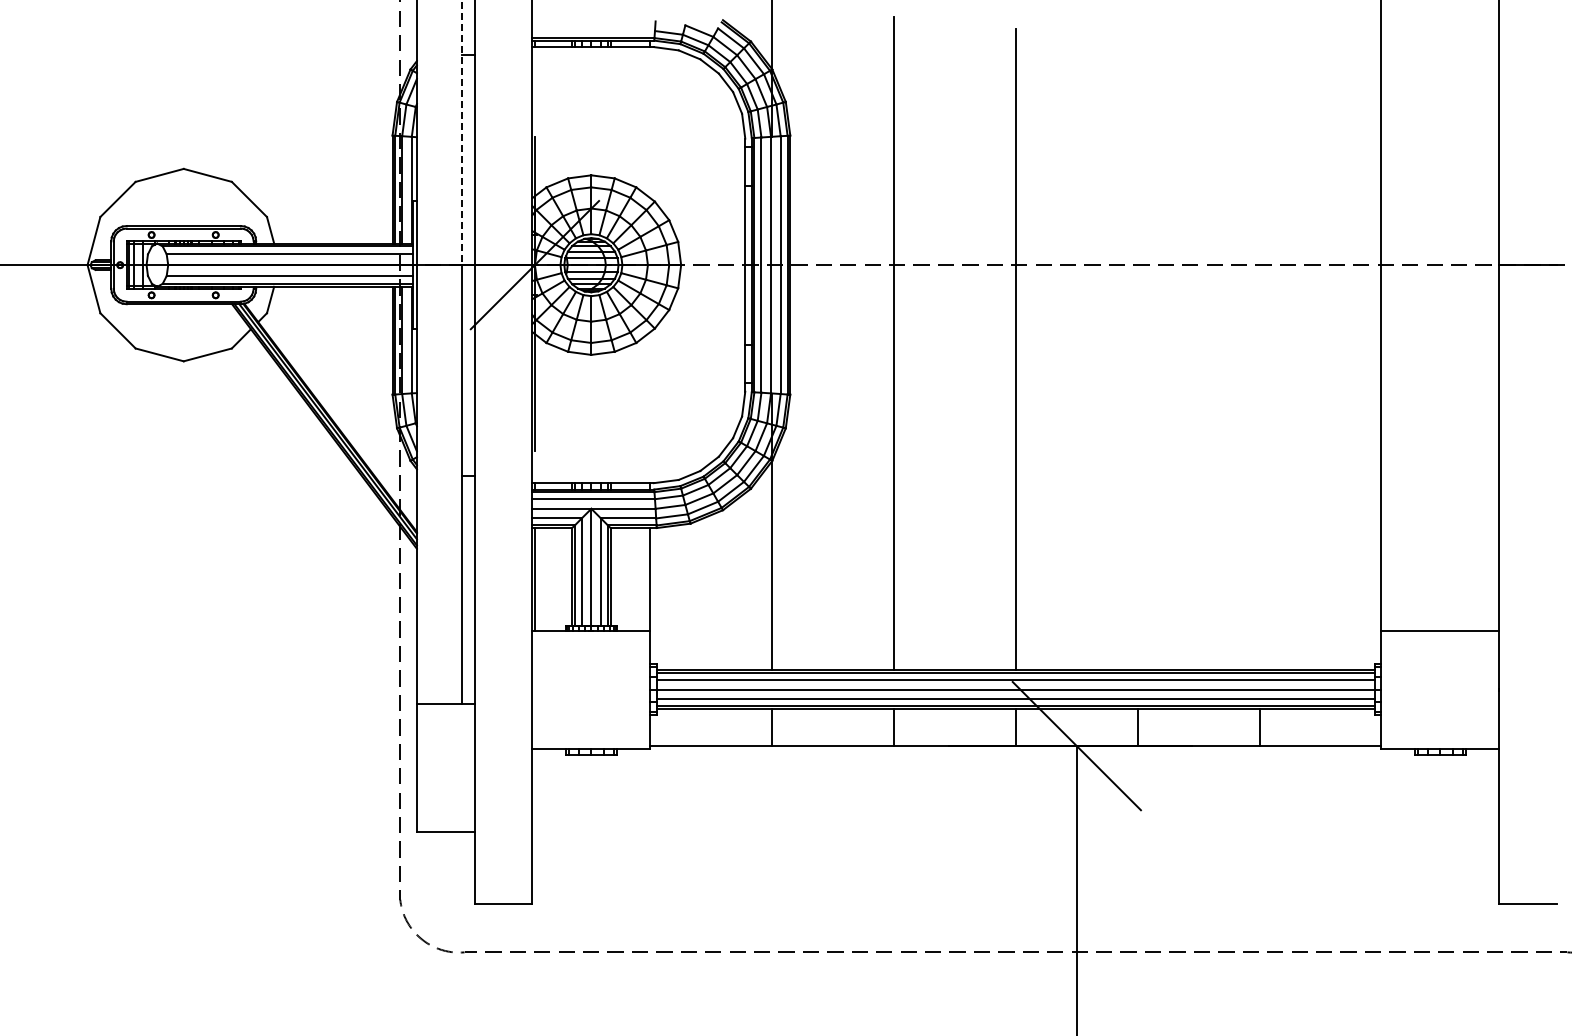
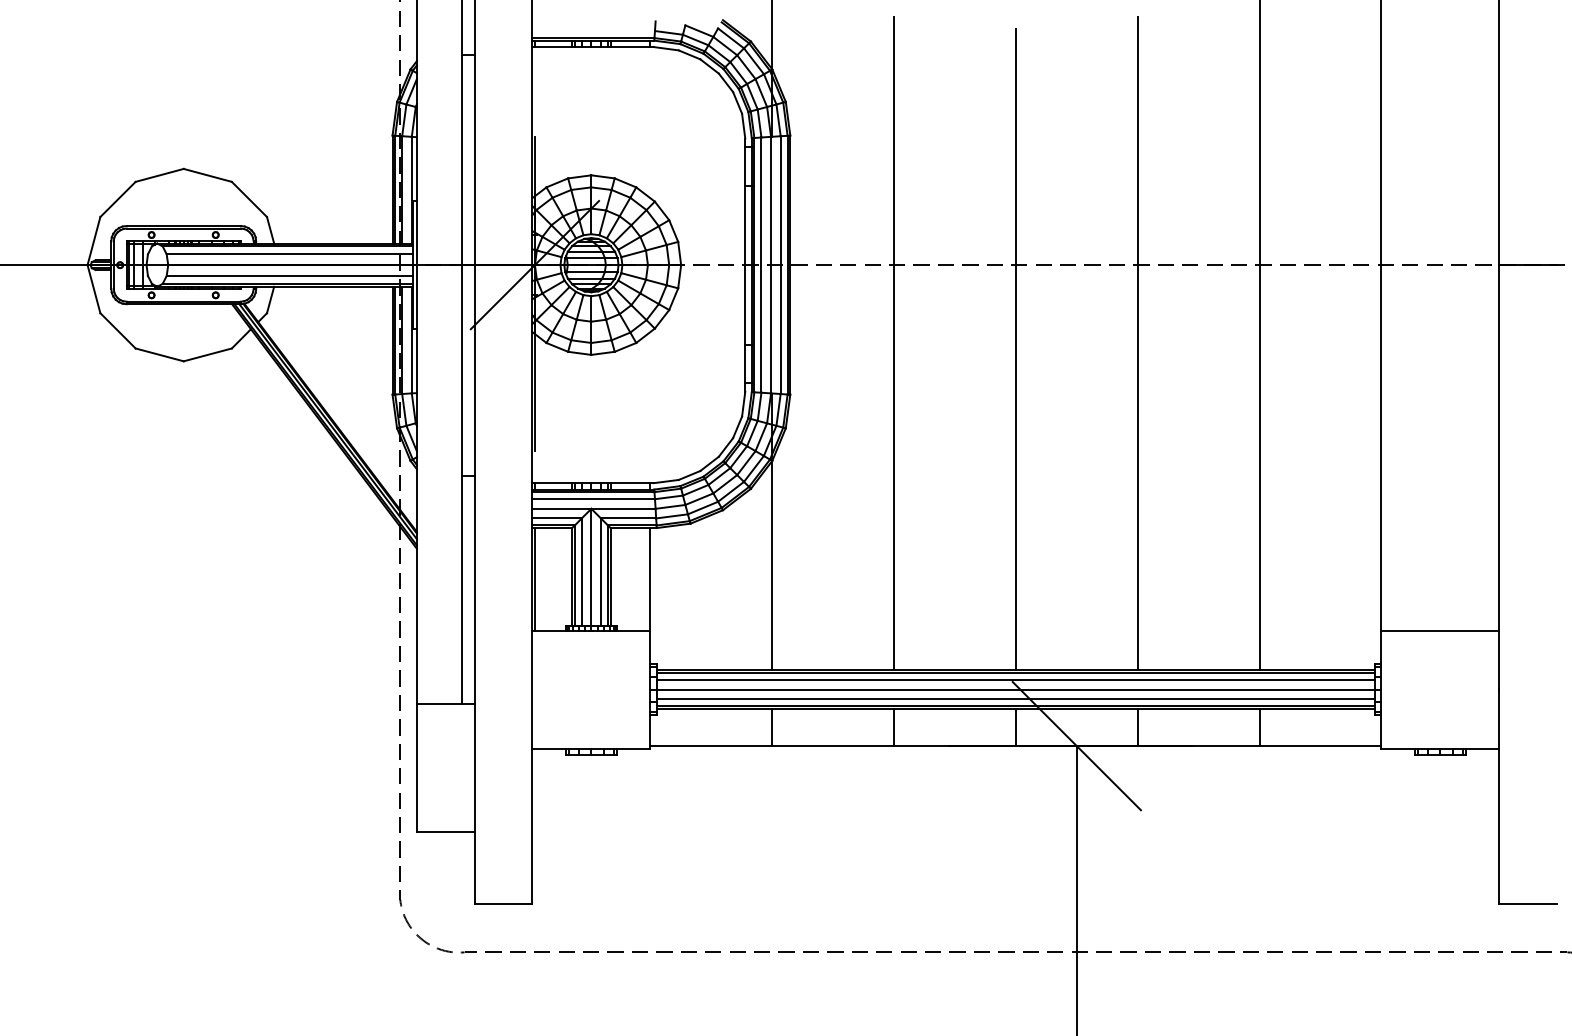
line: dashed -> solid (461, 133)
line: none -> present (1259, 336)
line: none -> present (1137, 343)
